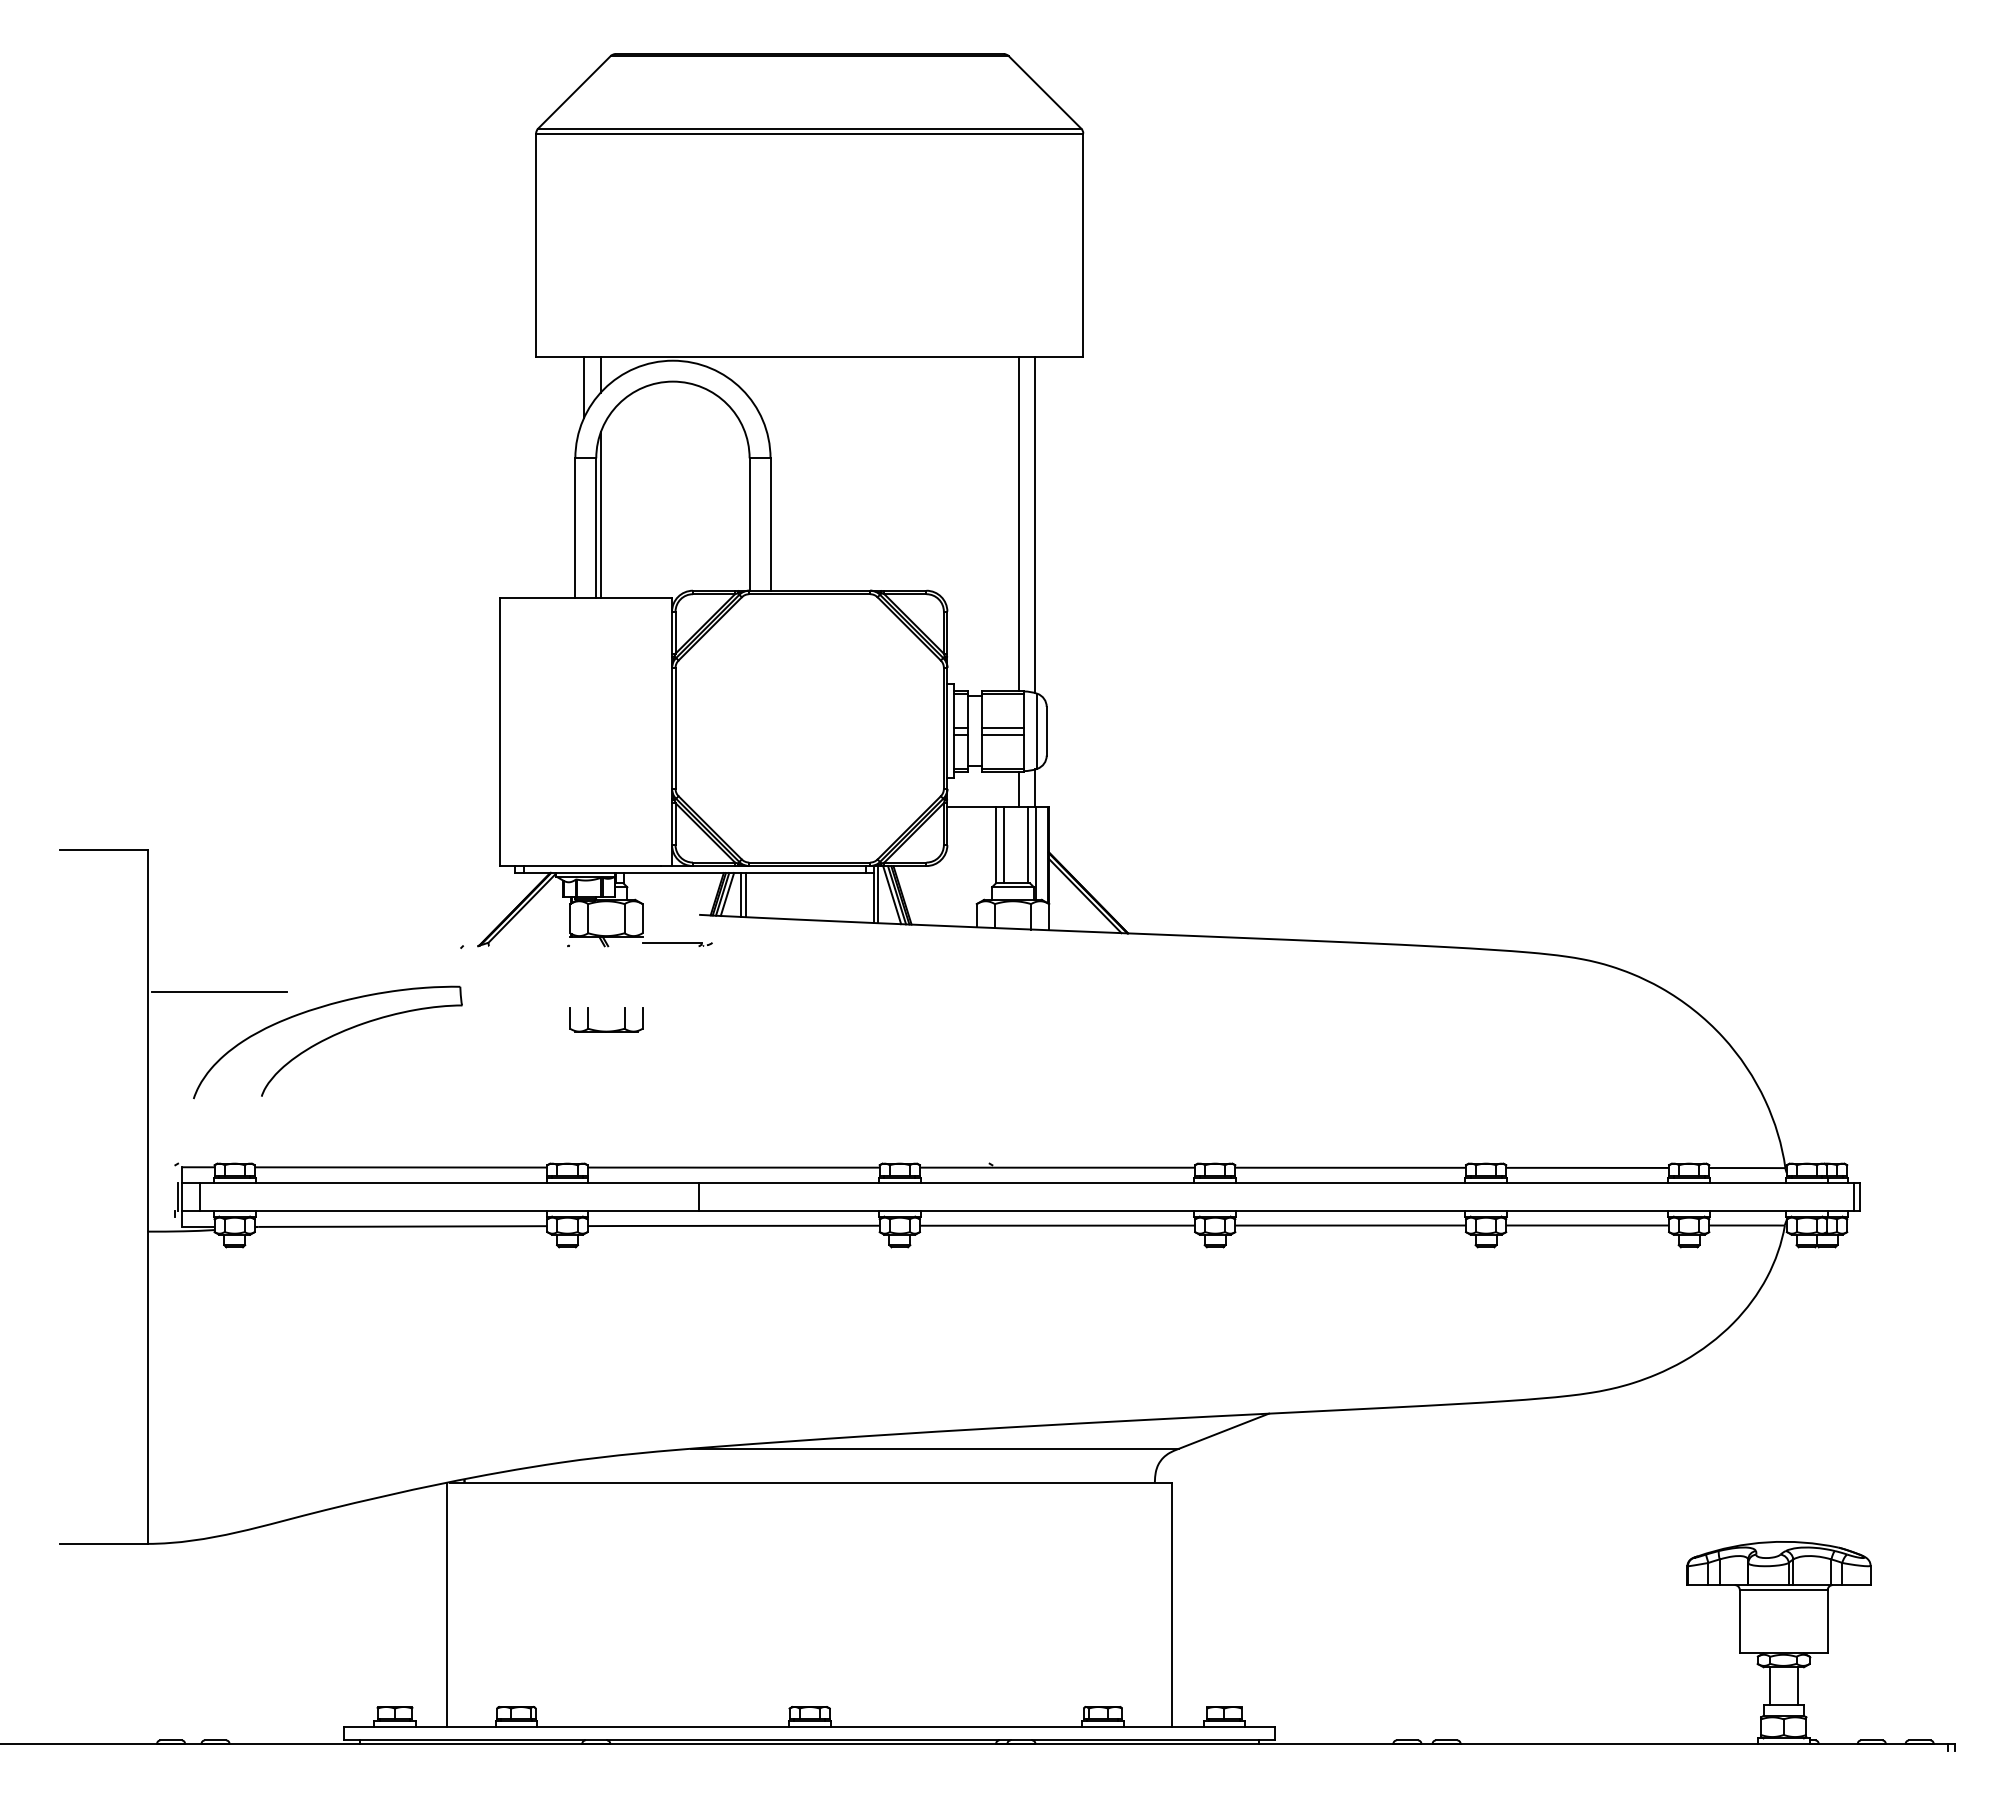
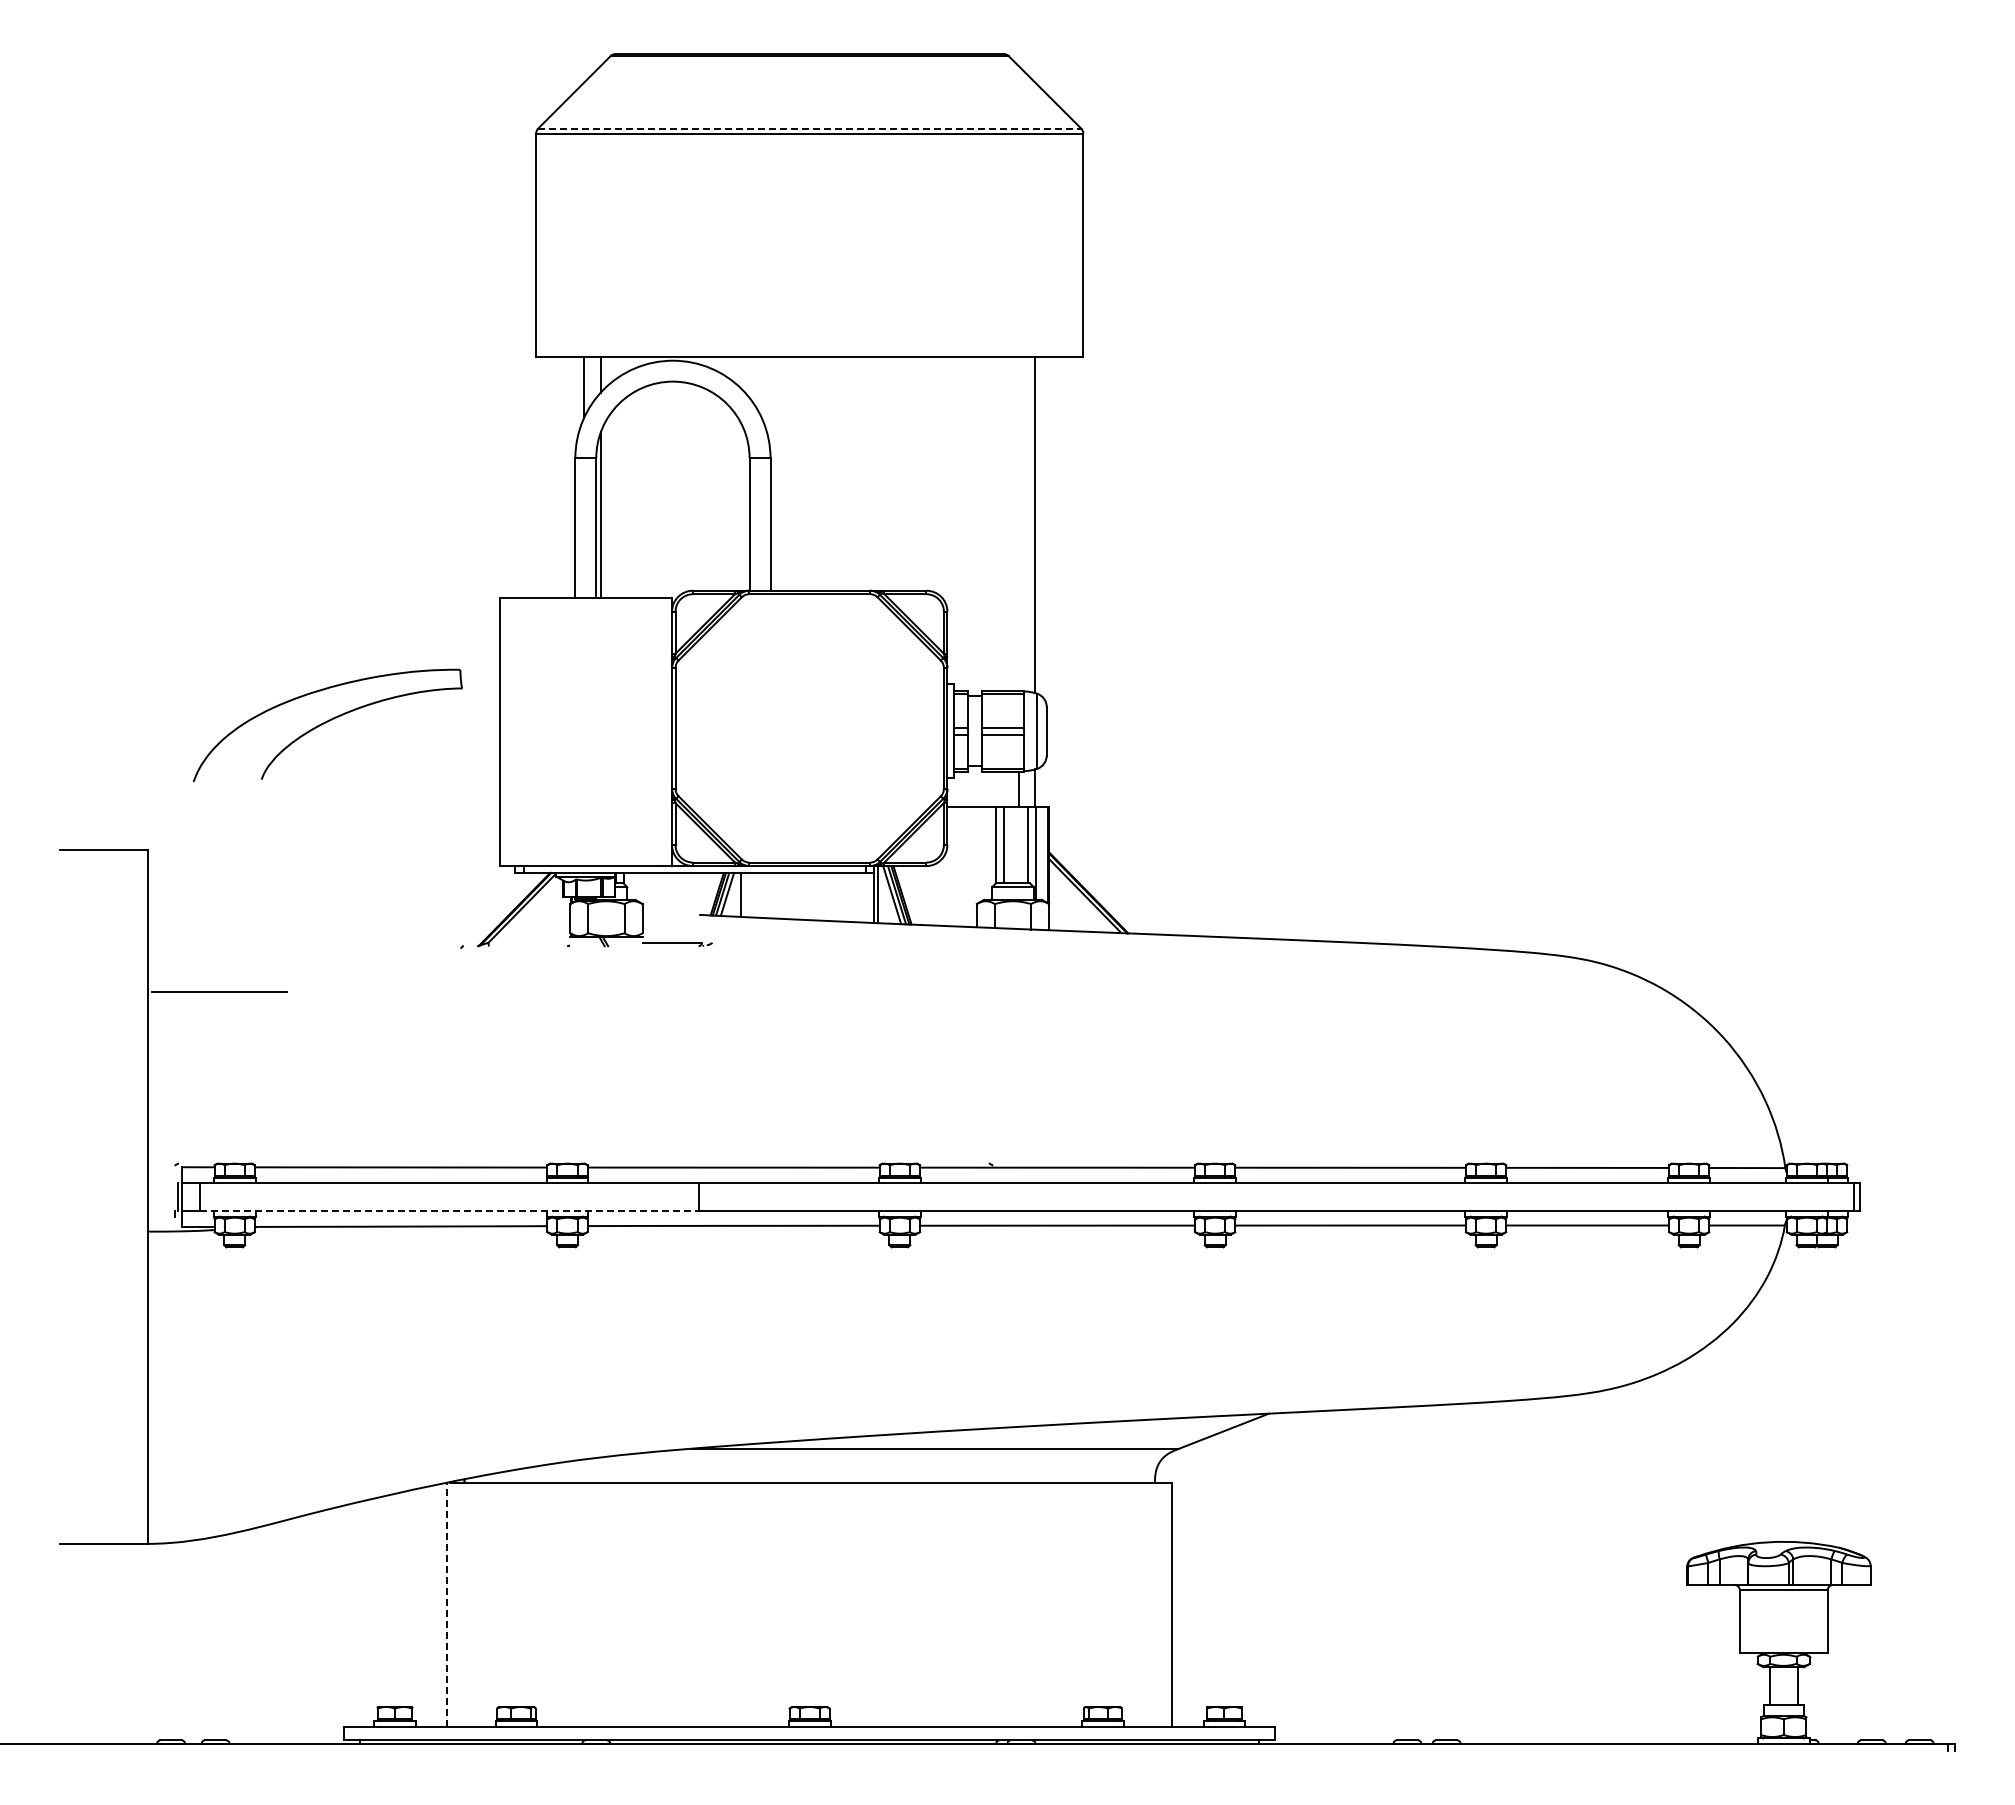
line: solid -> dashed (809, 128)
line: present -> none (1018, 523)
line: present -> none (745, 895)
part: present -> none (606, 1030)
part position: (327, 1042) -> (327, 725) (327, 725)
line: solid -> dashed (449, 1211)
line: solid -> dashed (447, 1604)
